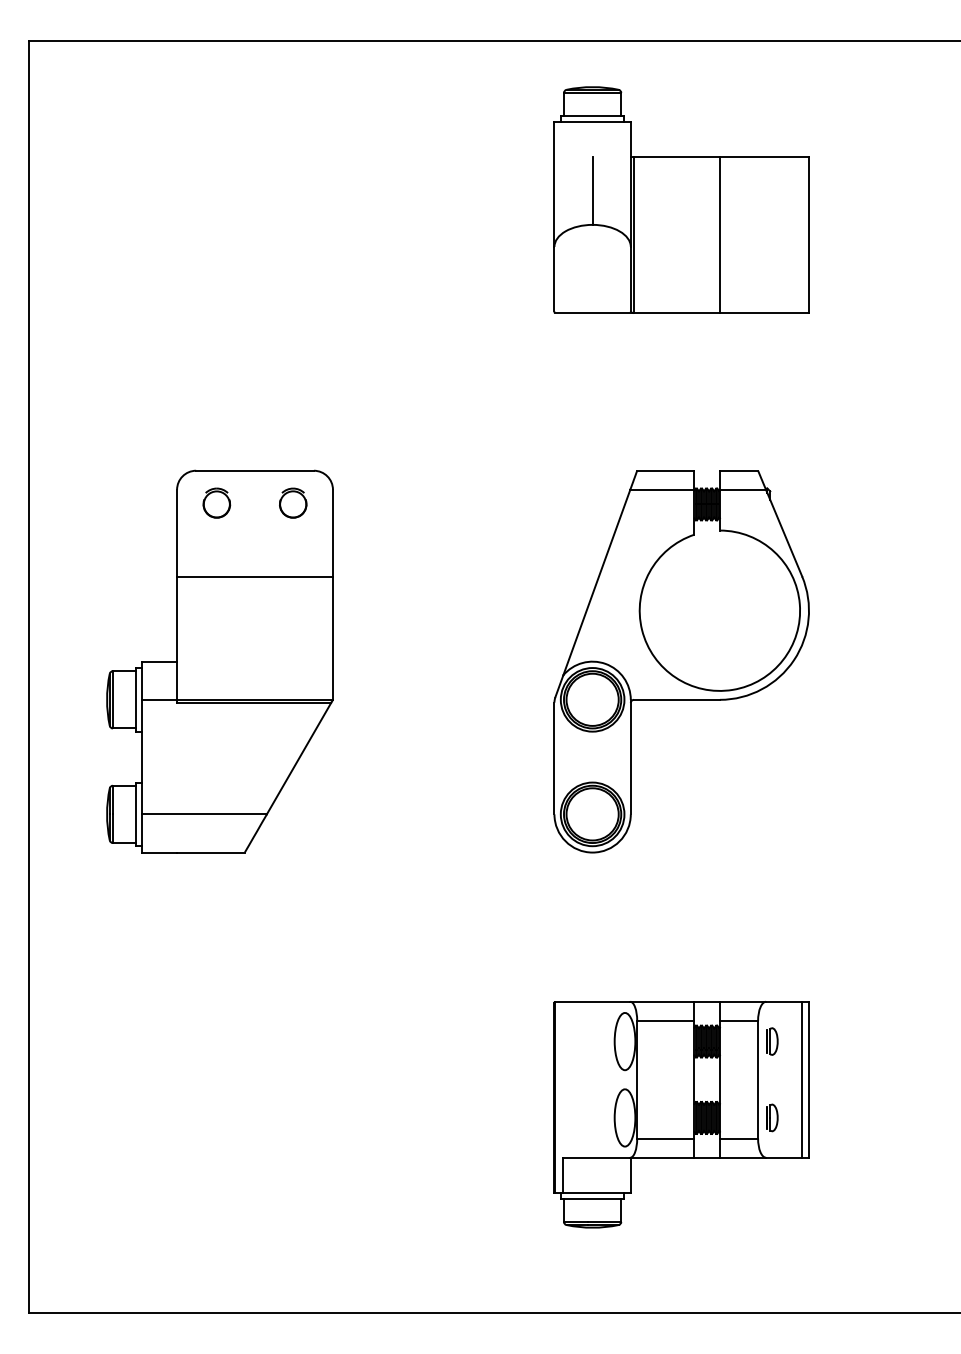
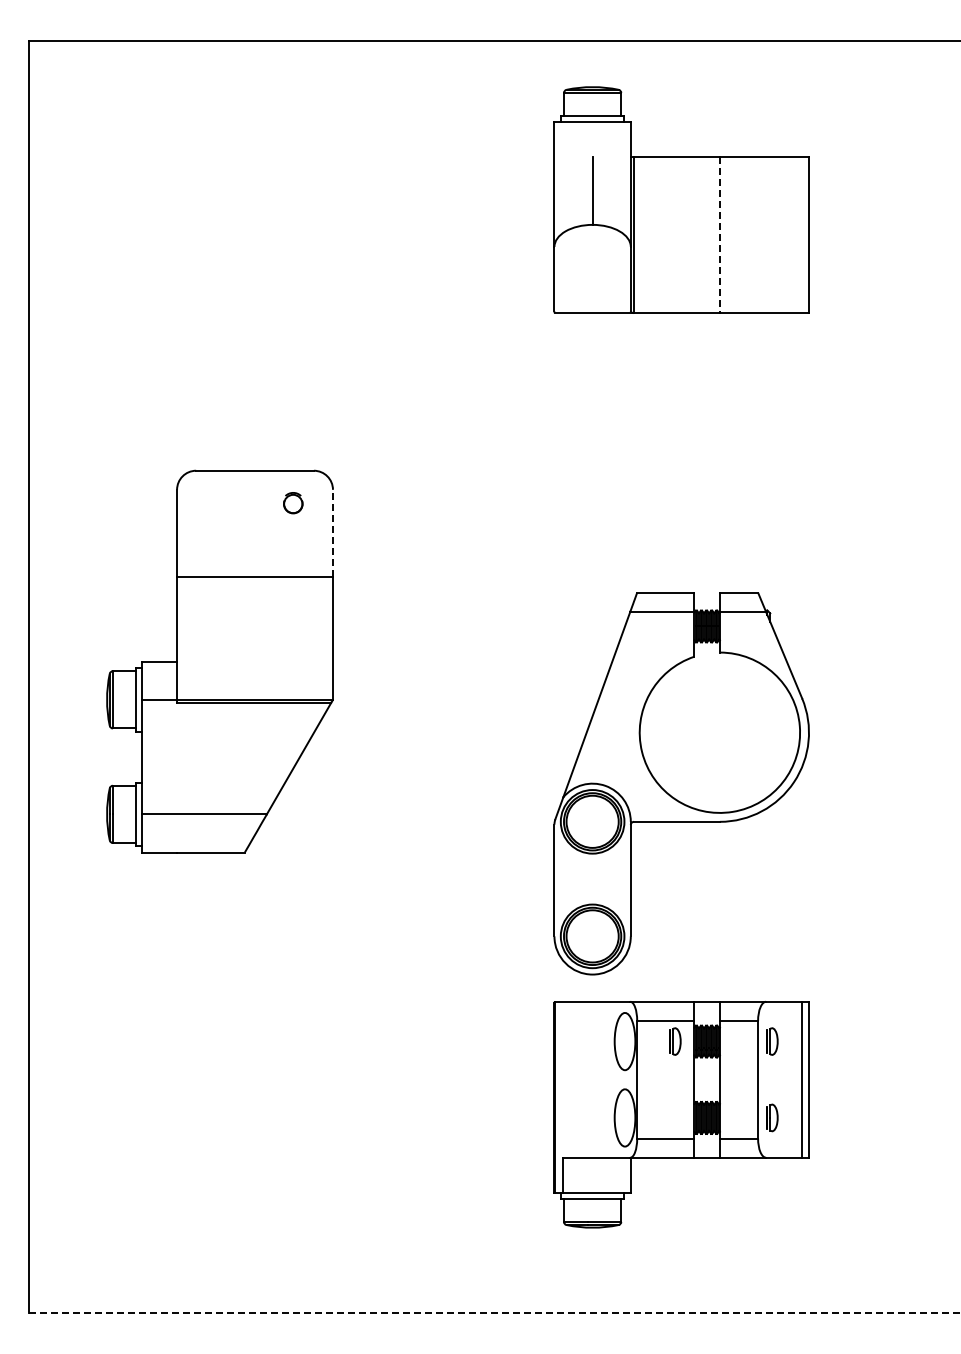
line: solid -> dashed (719, 235)
part: present -> none (216, 502)
part size: 29x32 px -> 21x23 px (293, 503)
line: solid -> dashed (332, 532)
part position: (681, 661) -> (681, 783) (681, 783)
part: none -> present (675, 1041)
line: solid -> dashed (494, 1313)
